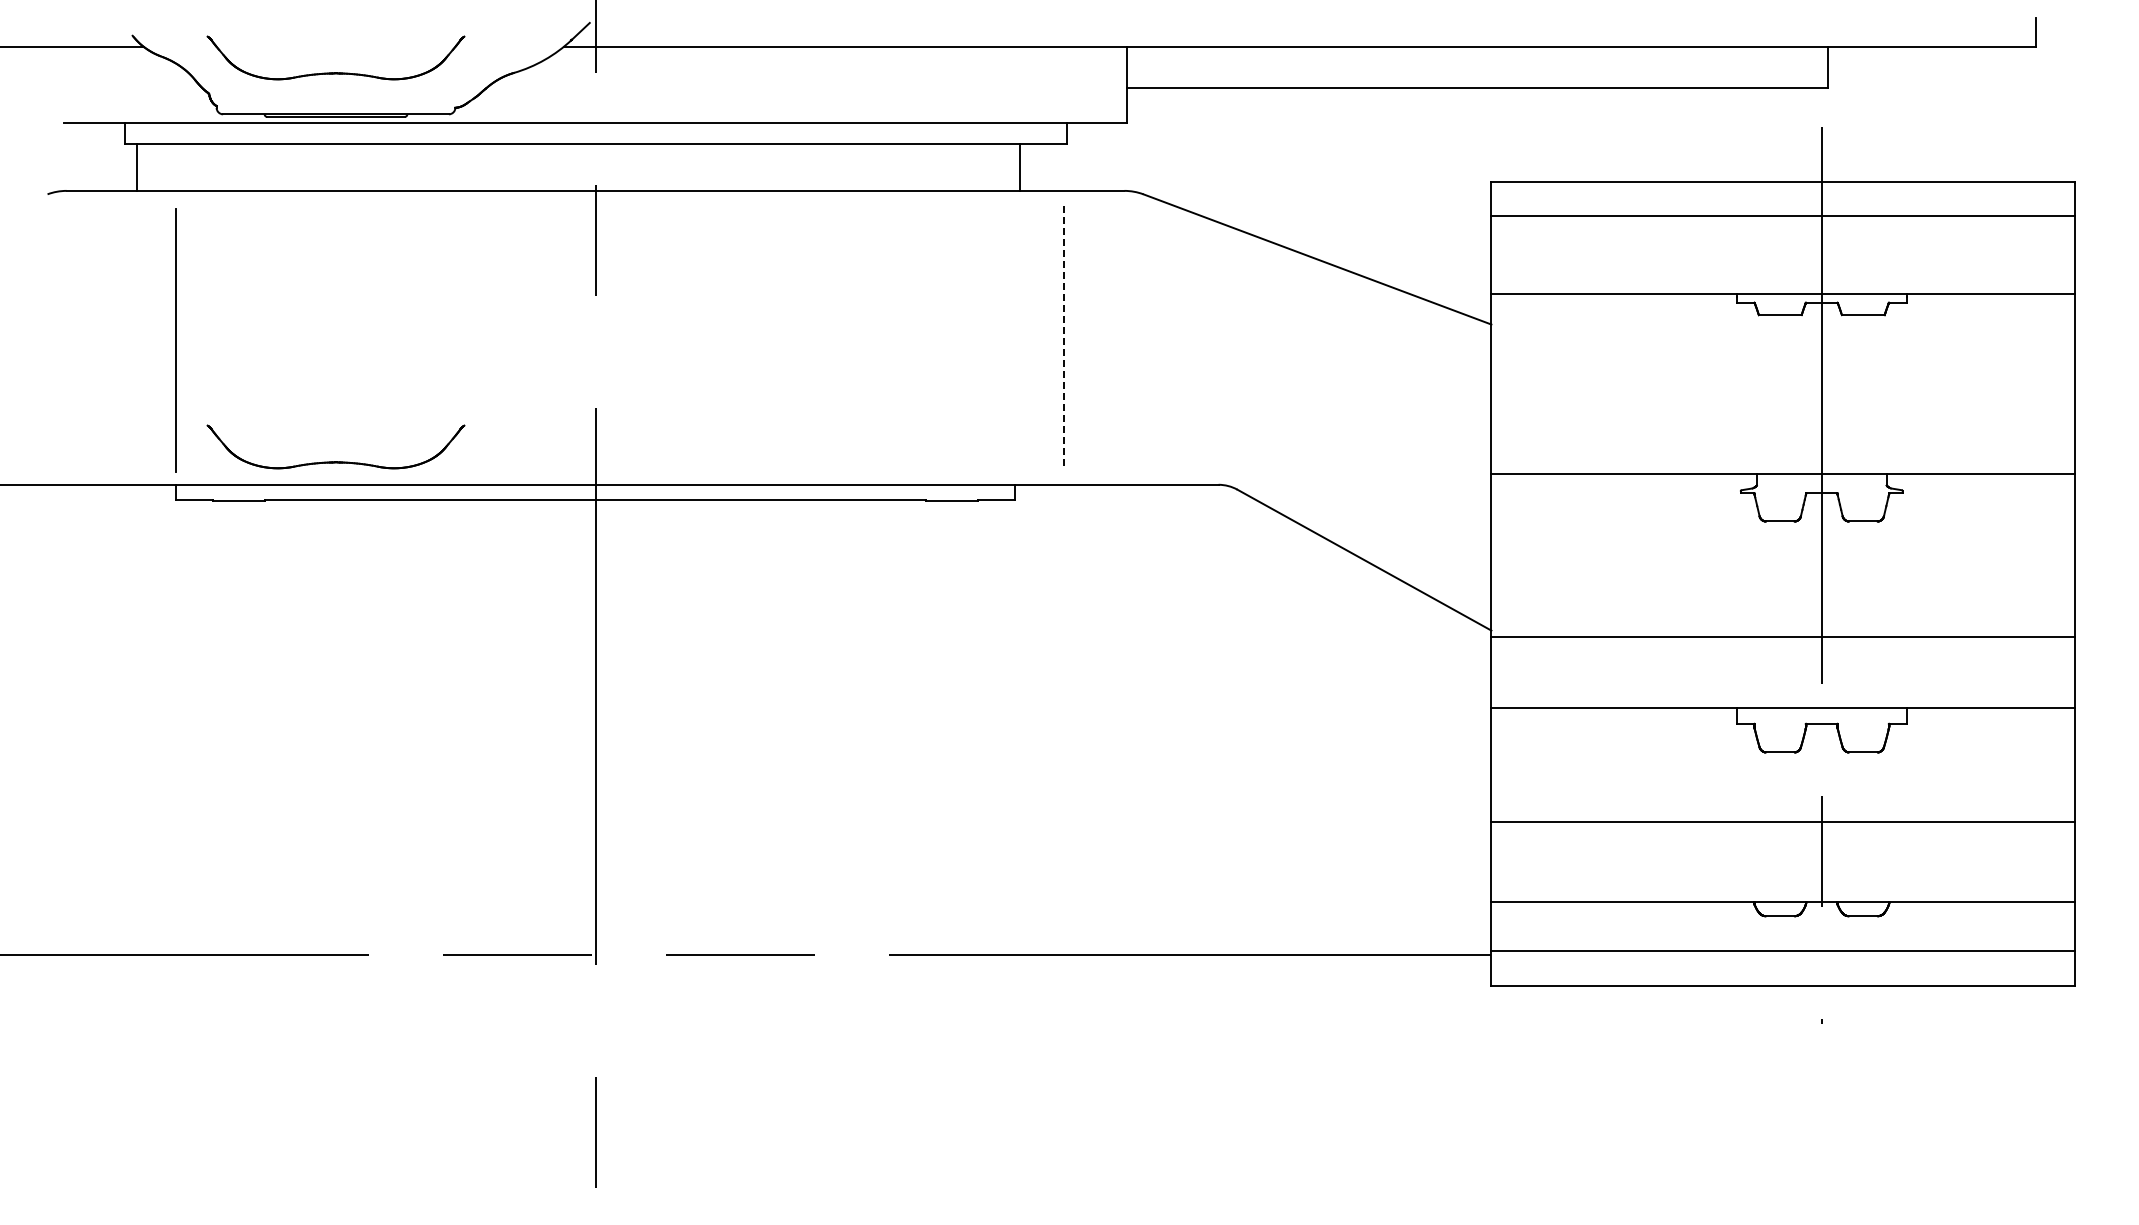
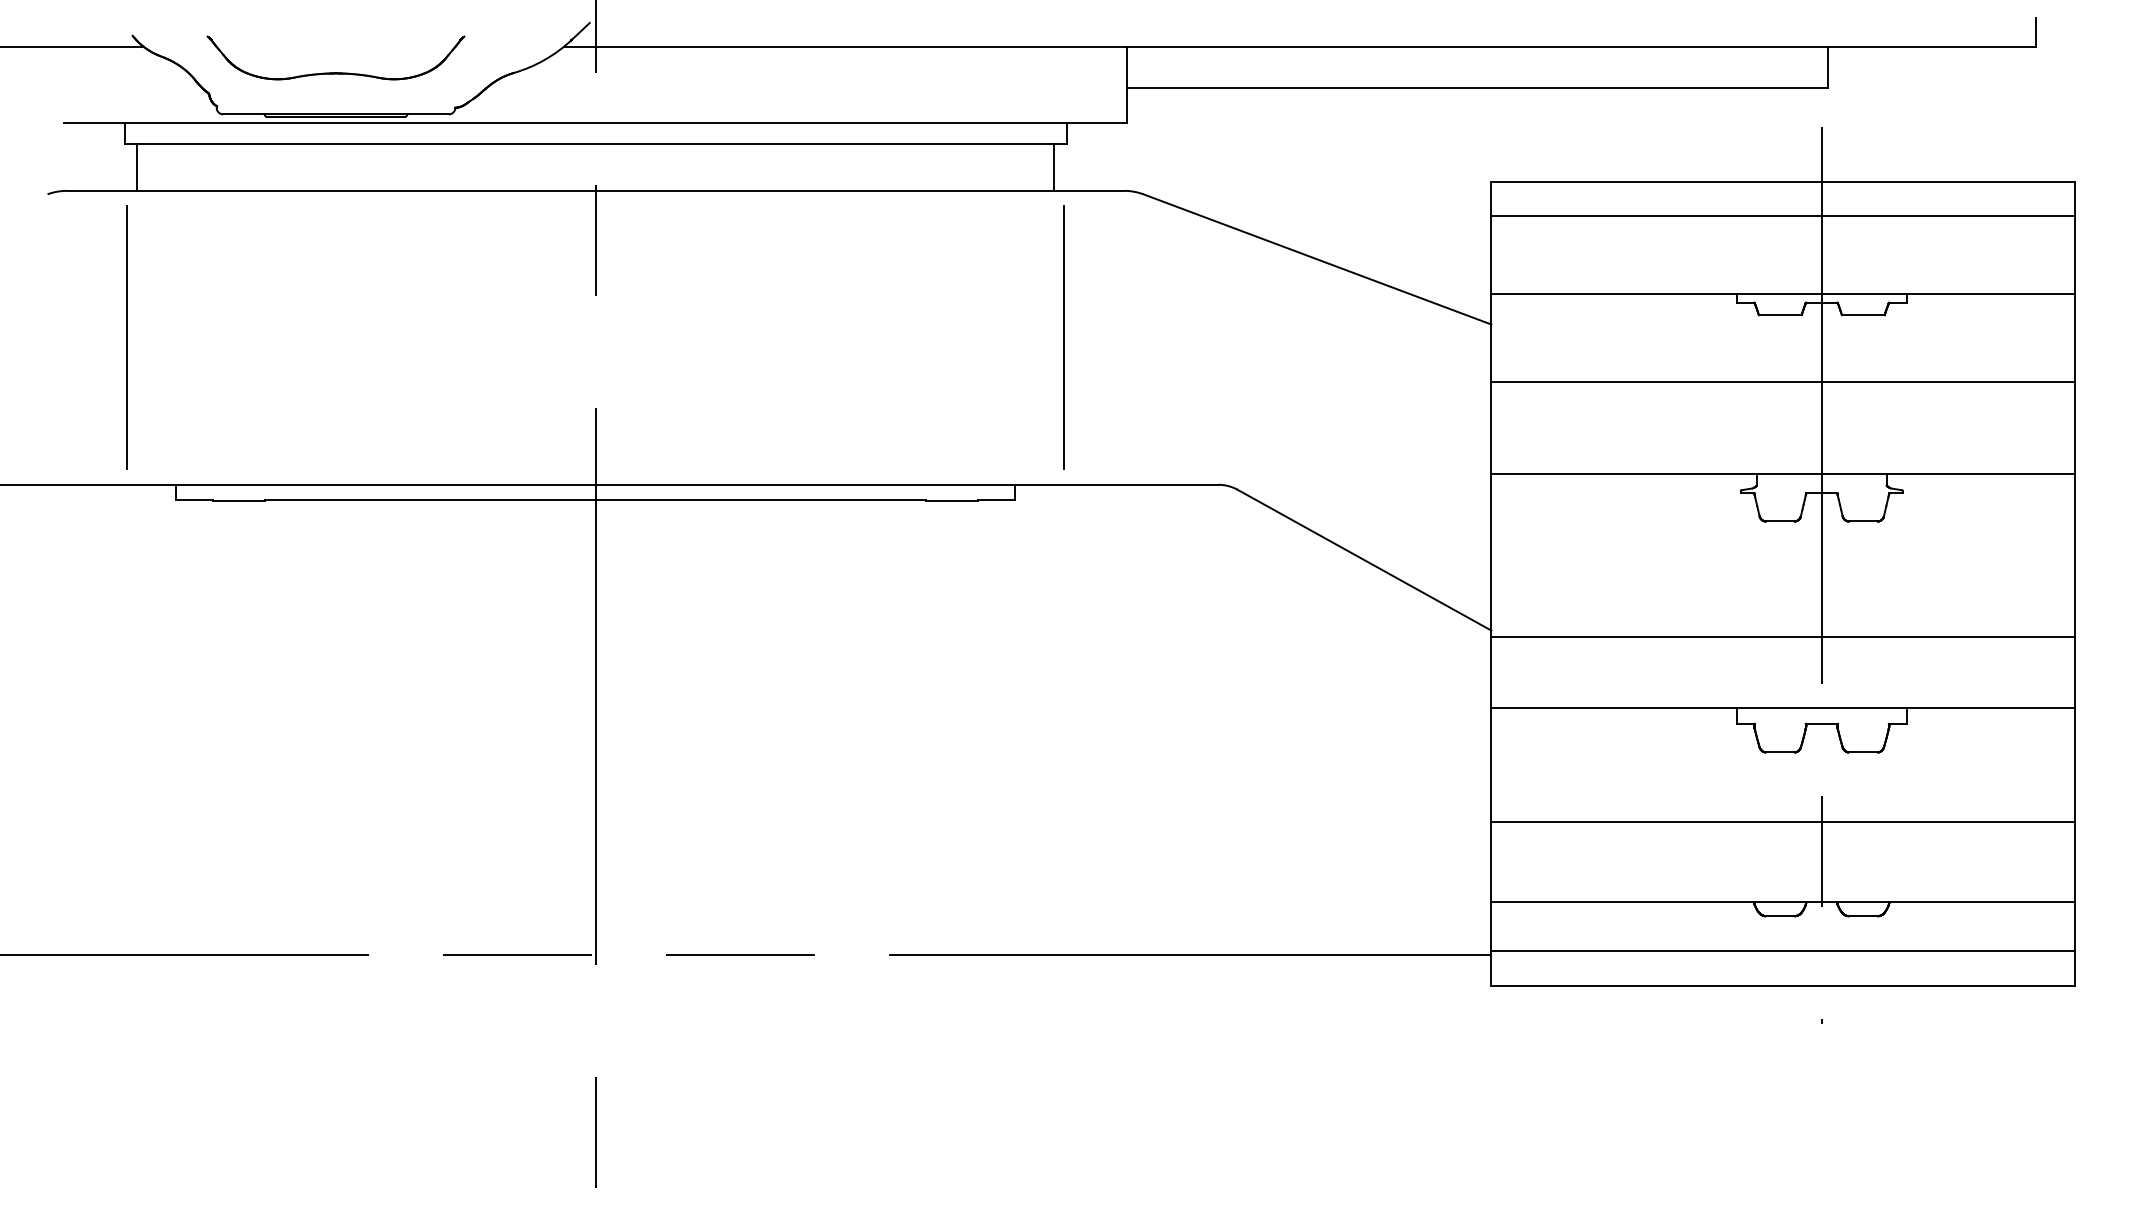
line position: (1019, 167) -> (1053, 167) (1053, 167)
line: dashed -> solid (1064, 338)
line position: (175, 340) -> (126, 337) (126, 337)
line: none -> present (1782, 382)
part: present -> none (335, 461)
